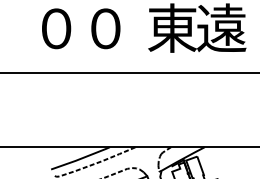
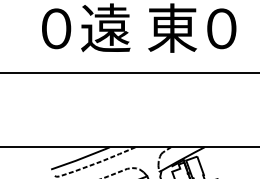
text: ０ -> 遠 (105, 27)
text: 遠 -> ０ (221, 27)
